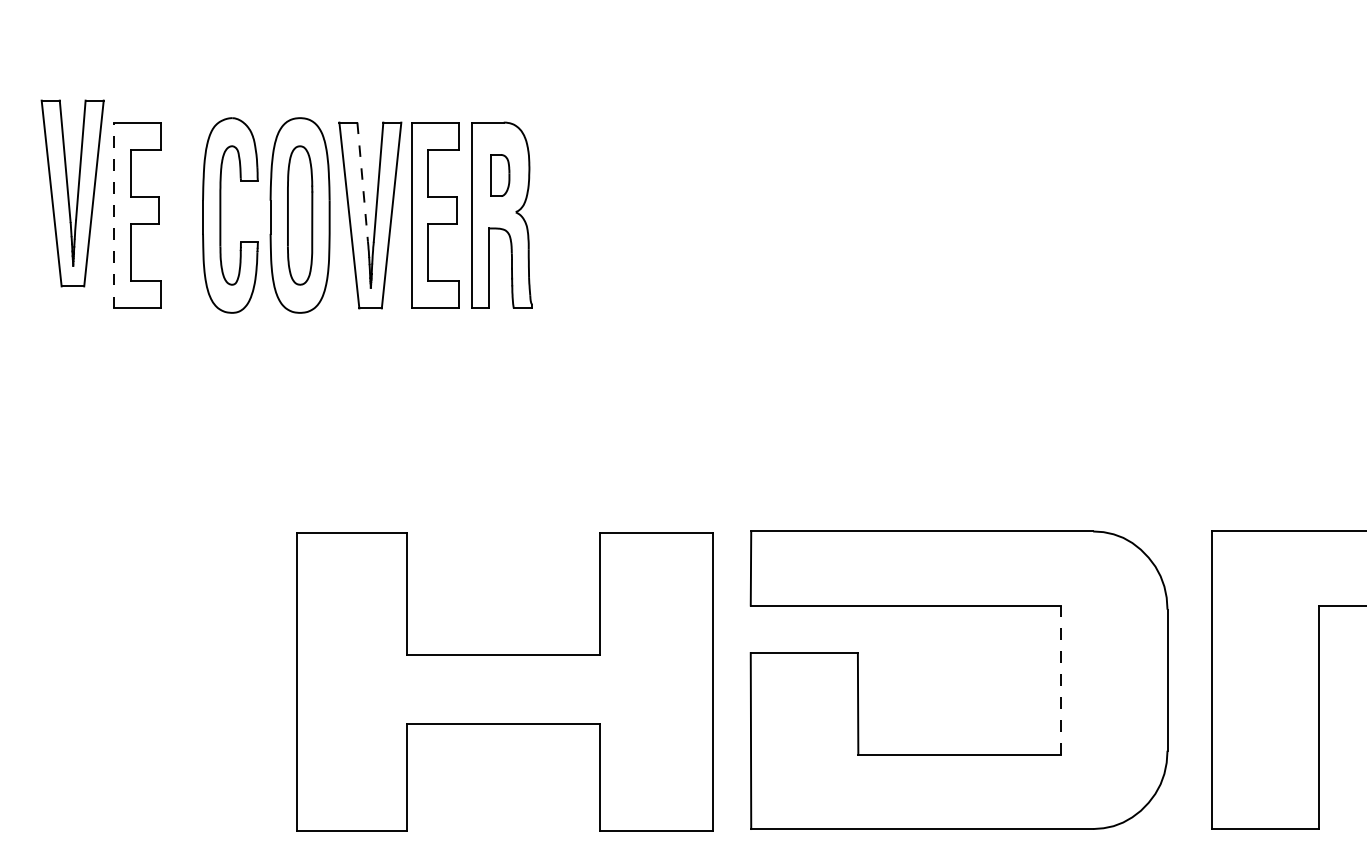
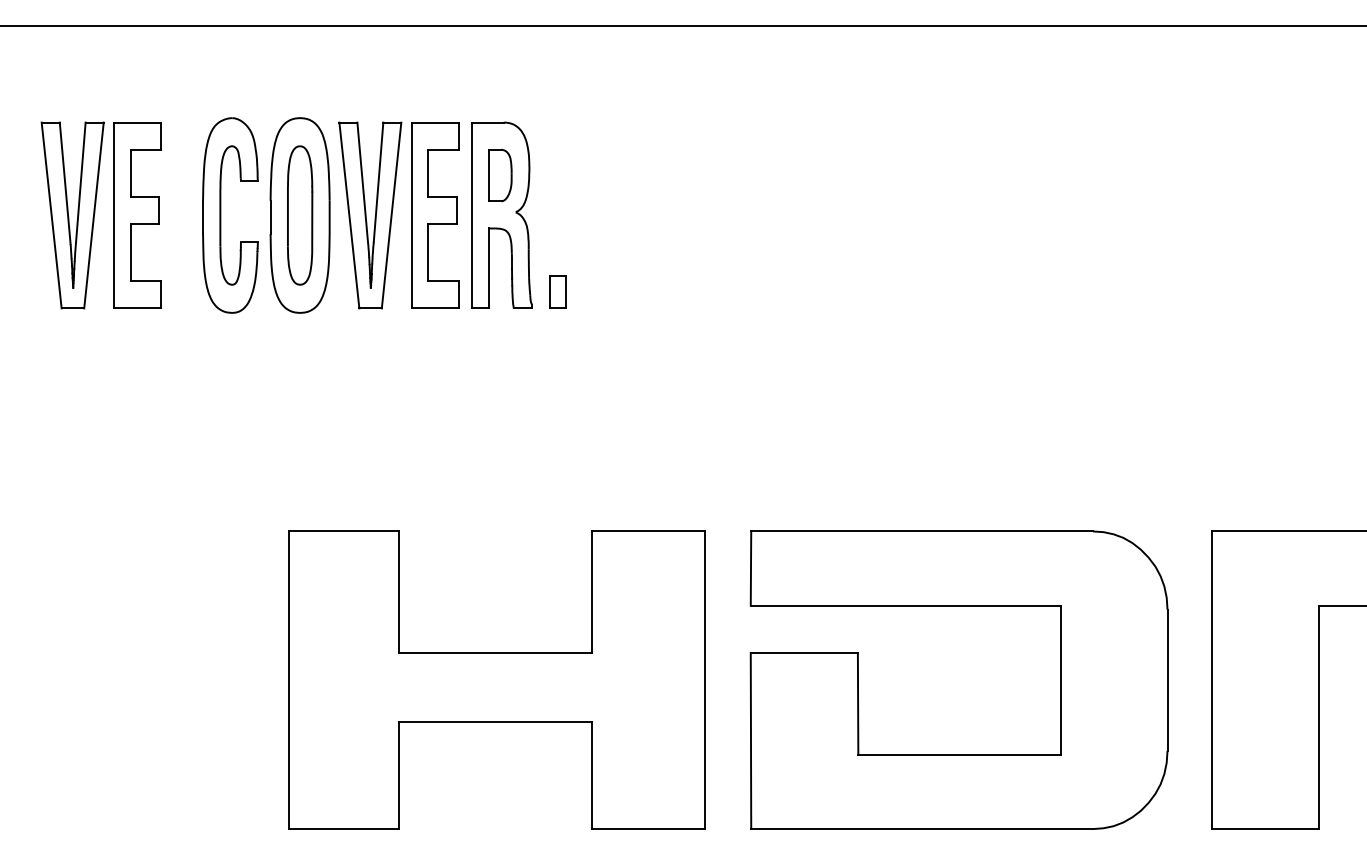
line: none -> present (682, 25)
part size: 21x43 px -> 25x55 px (500, 175)
line: dashed -> solid (362, 182)
part position: (72, 193) -> (72, 215) (72, 215)
line: dashed -> solid (114, 215)
part: none -> present (557, 291)
line: dashed -> solid (1060, 680)
part position: (504, 681) -> (496, 679) (496, 679)
